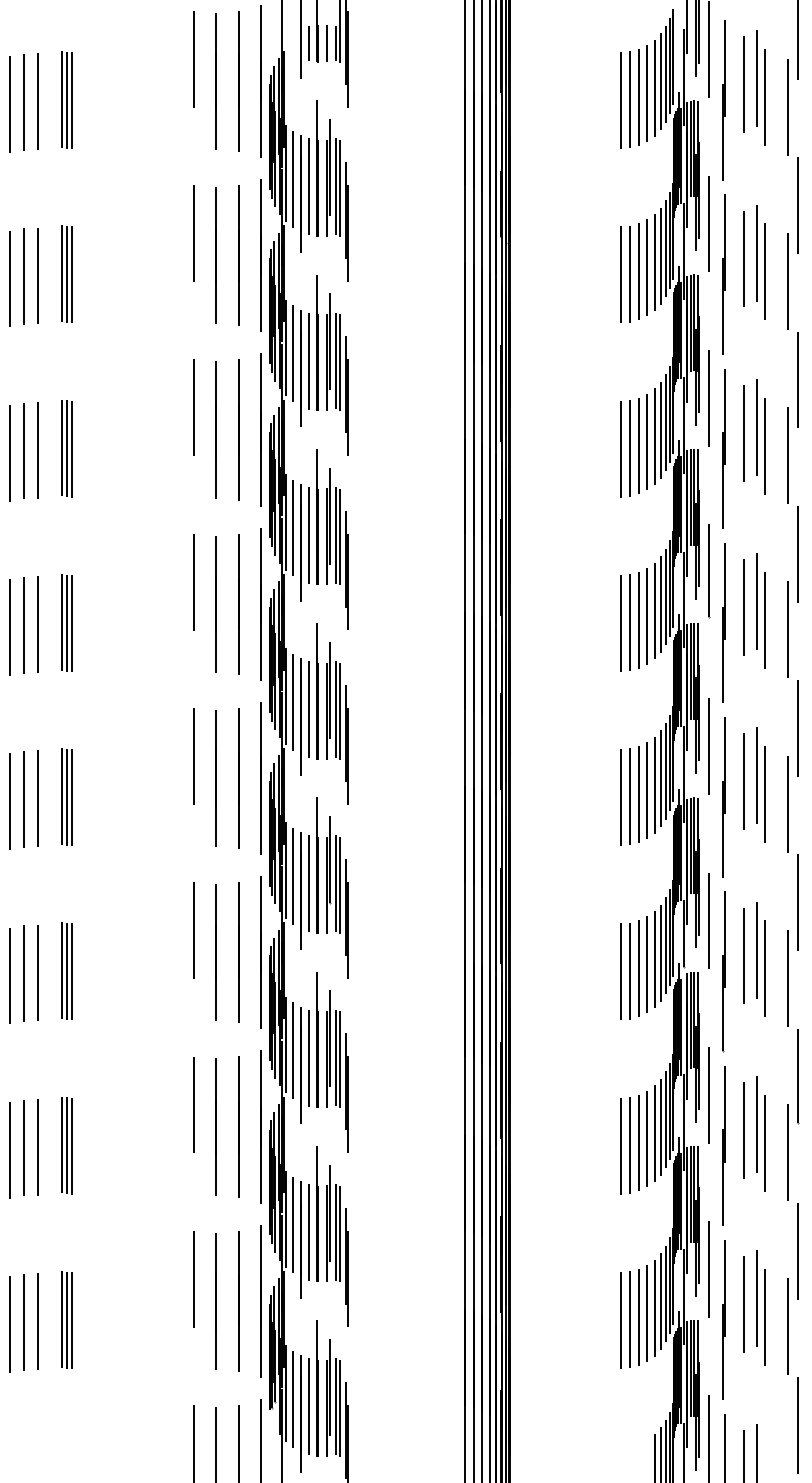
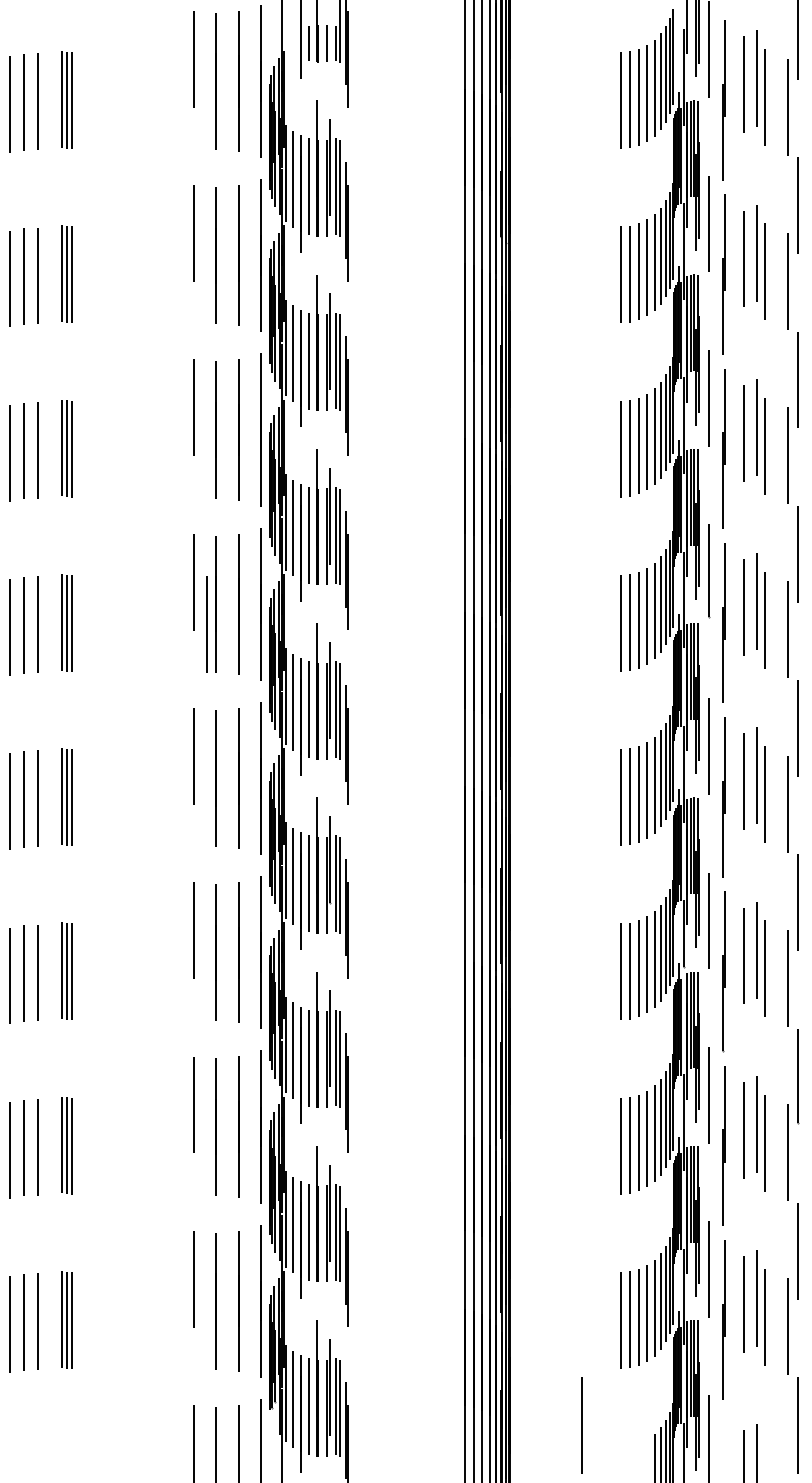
line: none -> present (206, 624)
line: none -> present (581, 1425)
line: present -> none (725, 1446)
